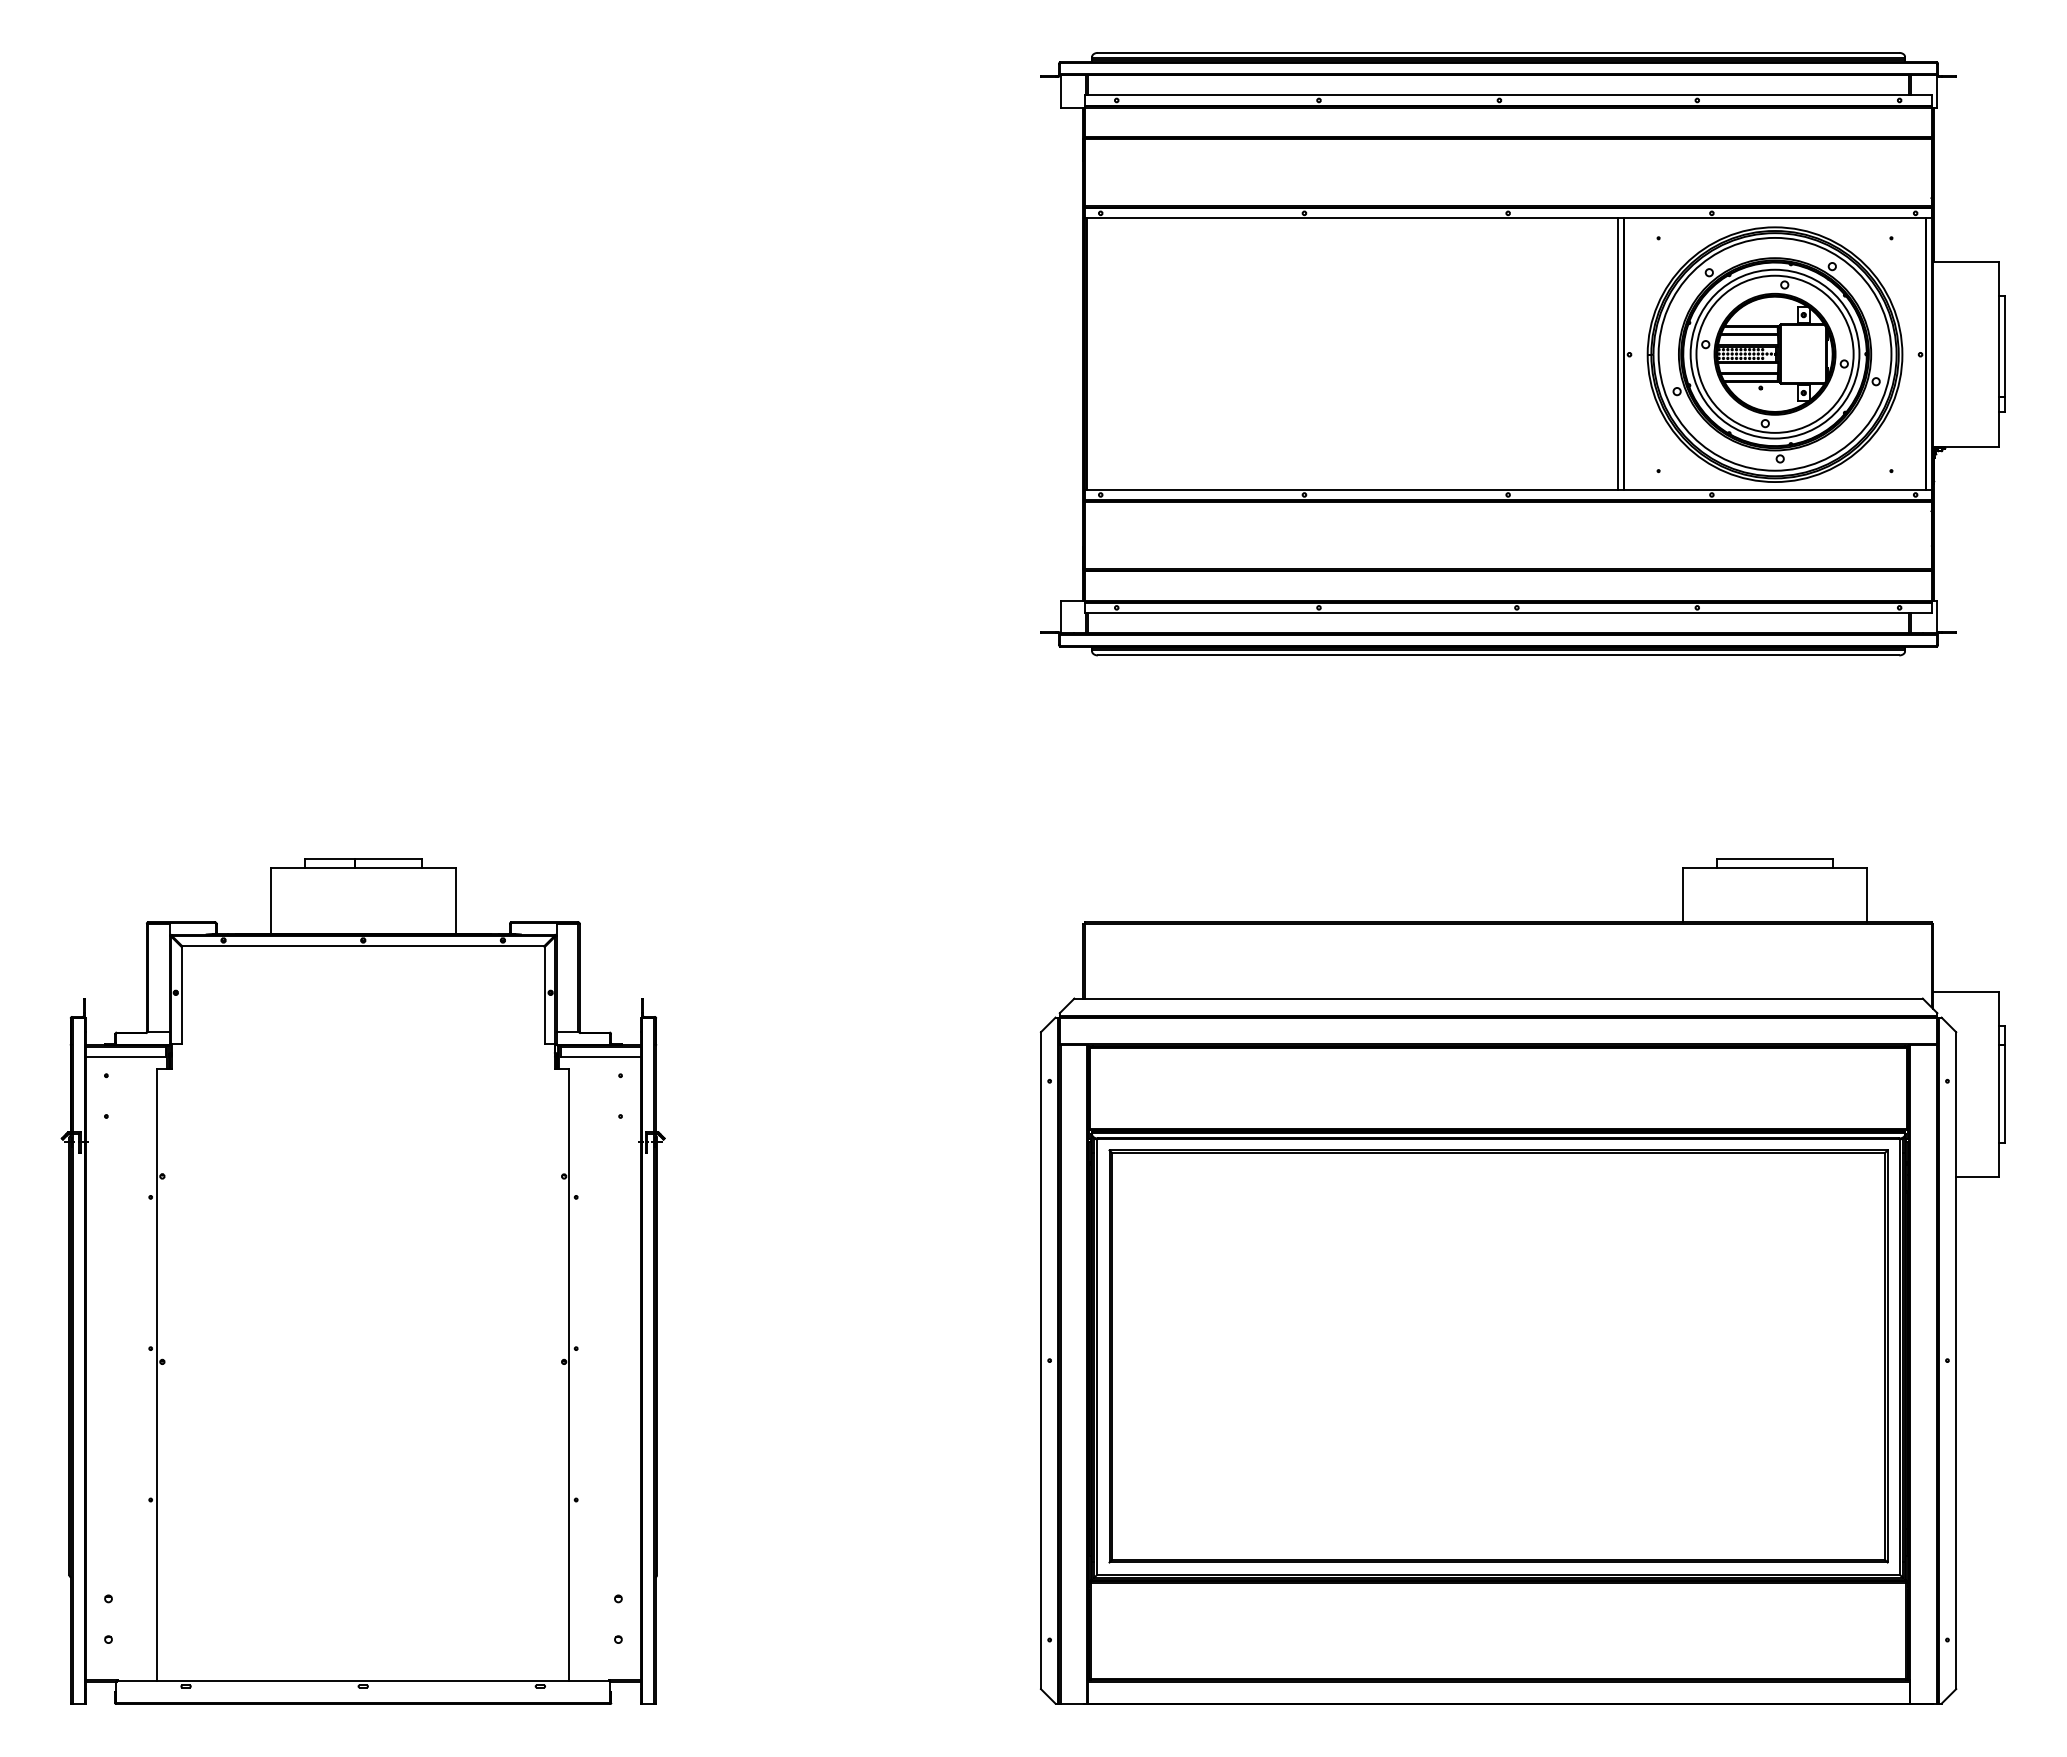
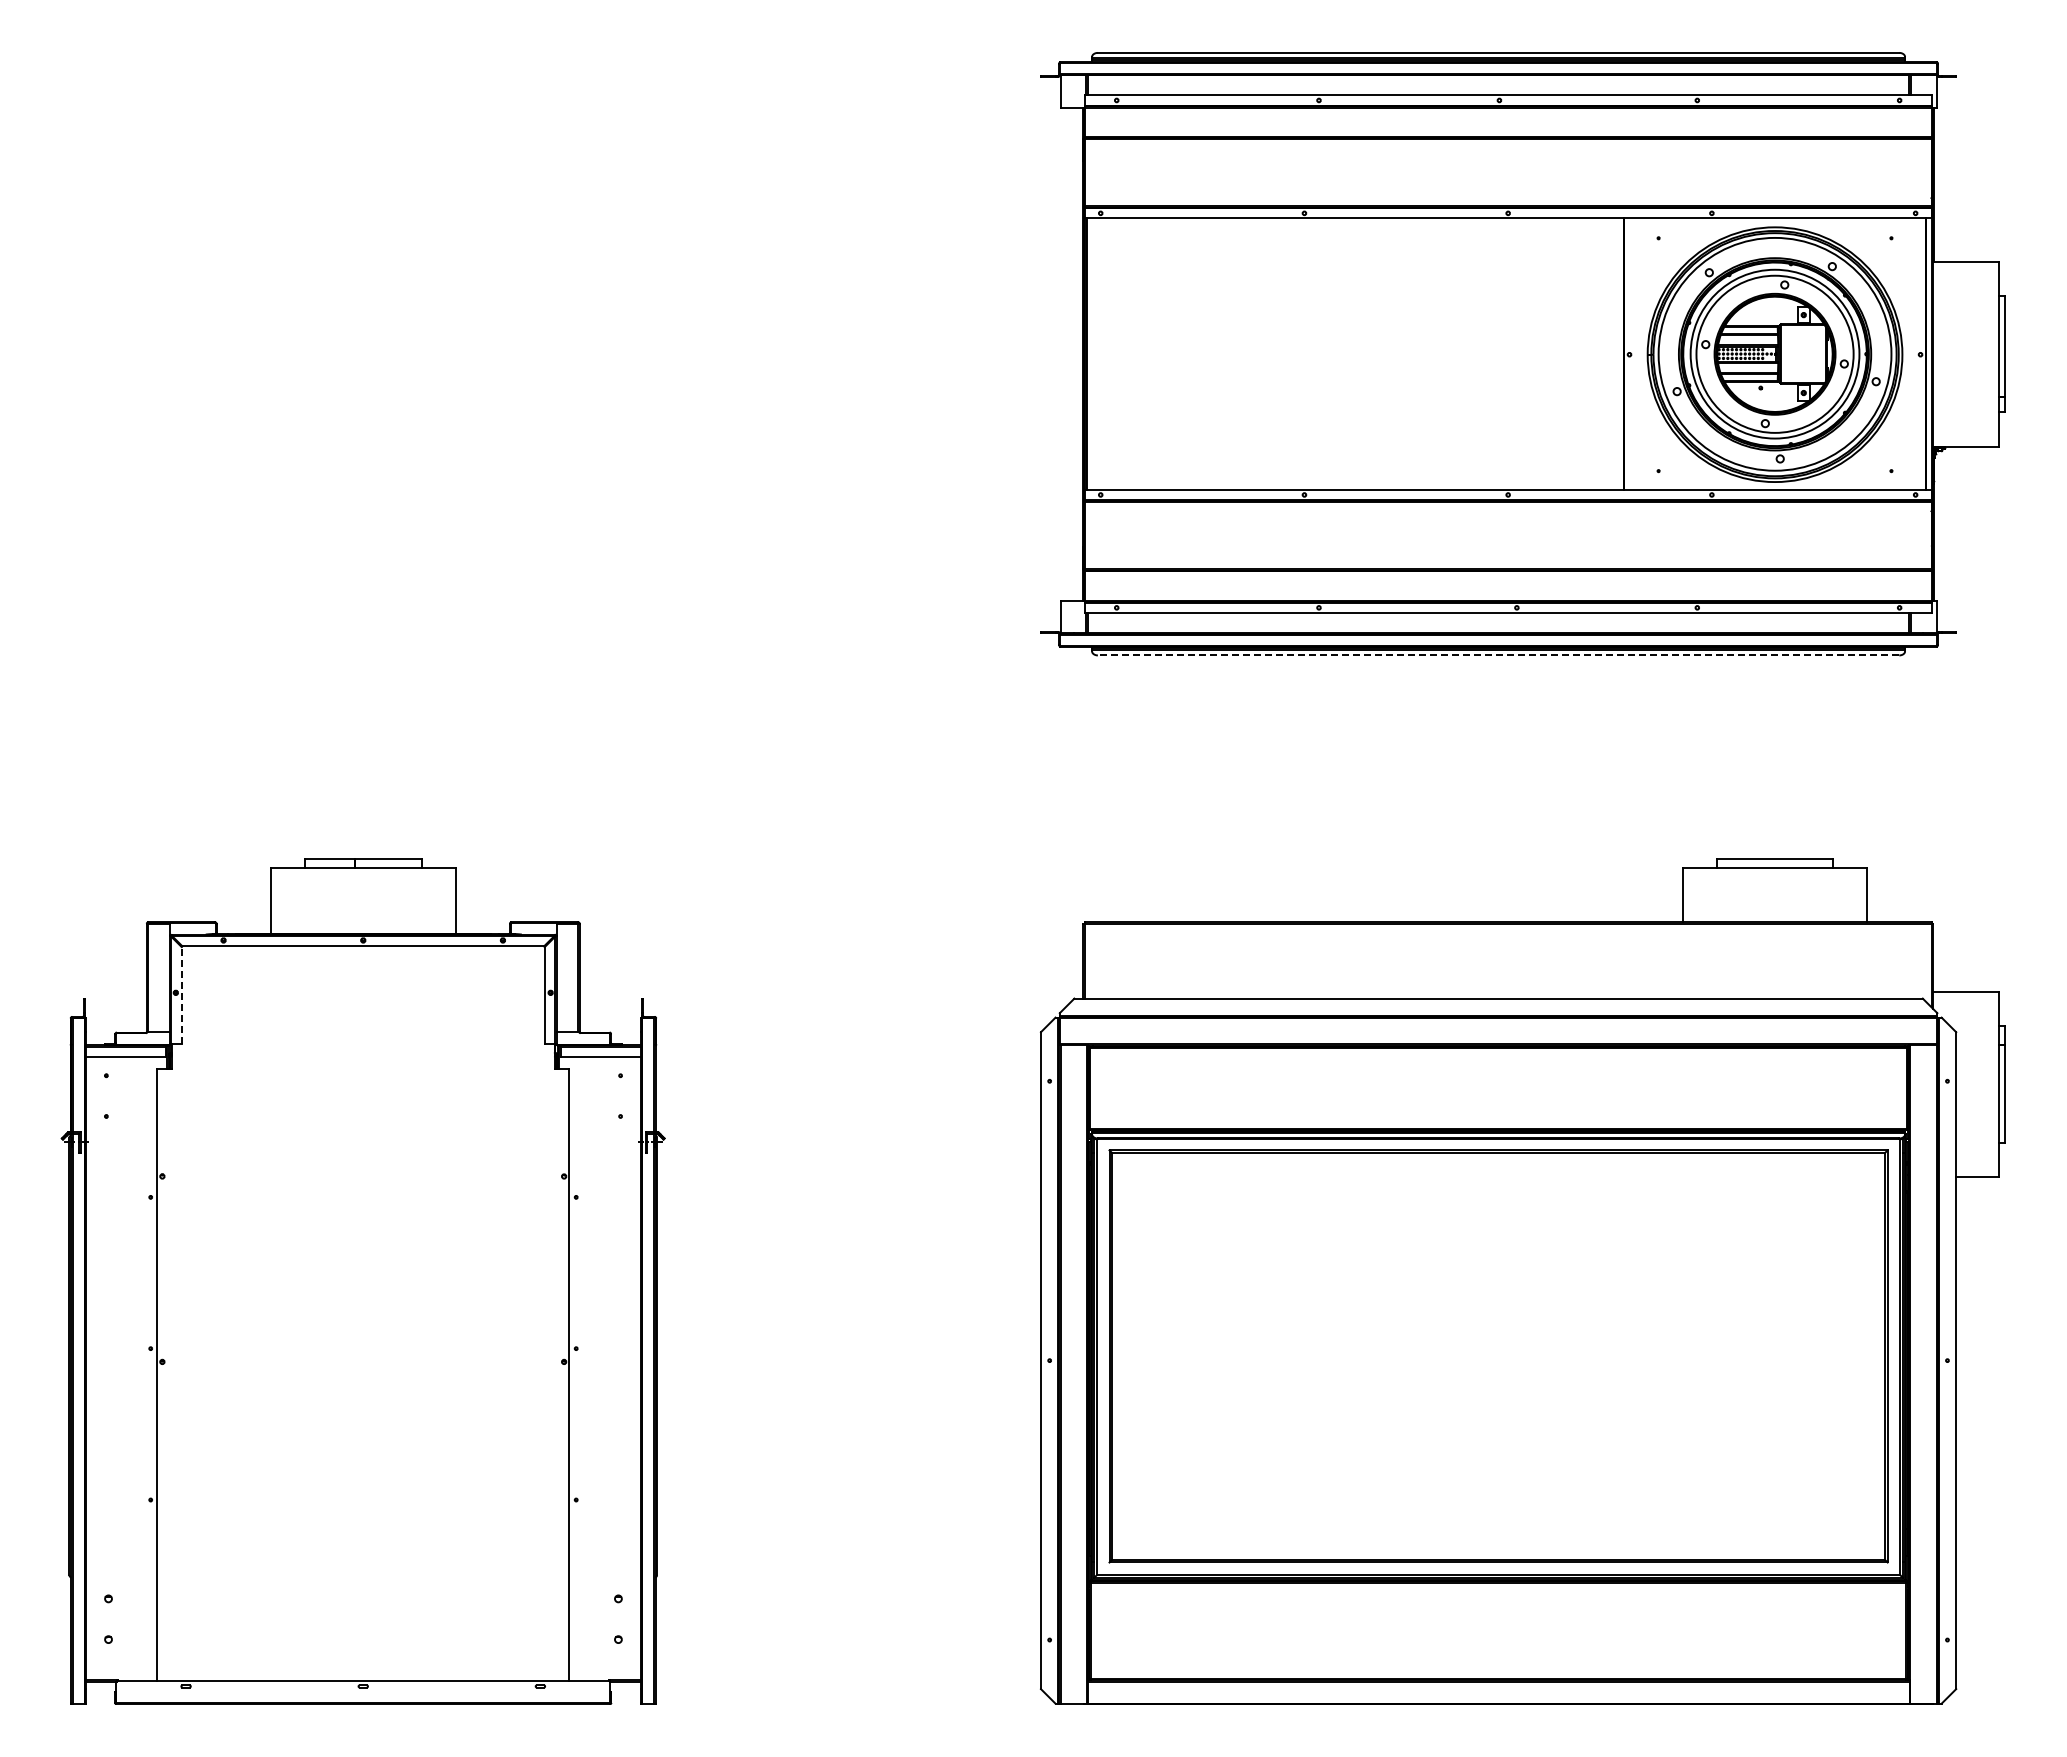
line: present -> none (1617, 353)
line: solid -> dashed (1498, 655)
line: solid -> dashed (181, 995)
